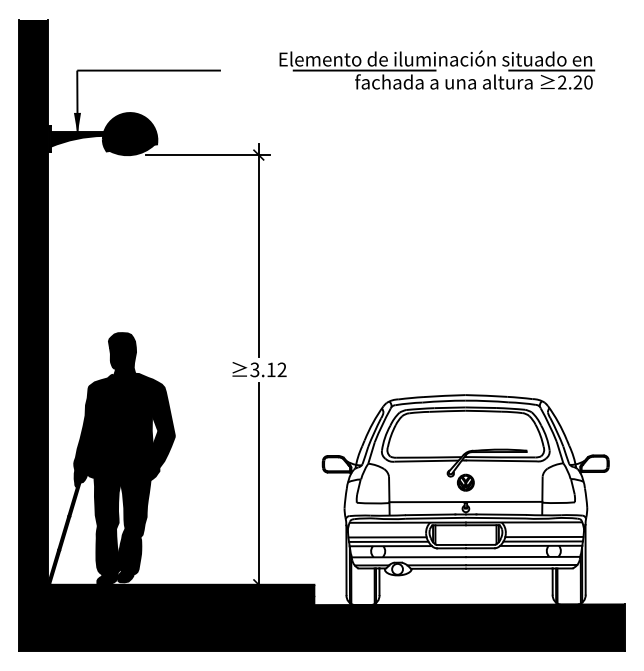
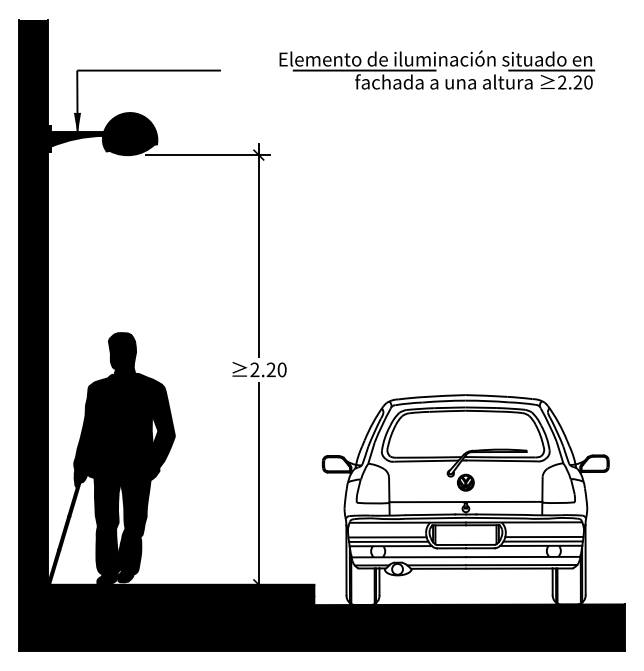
text: 3.12 -> 2.20 (268, 369)
